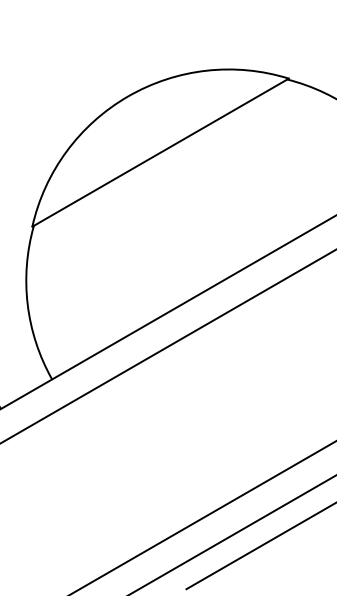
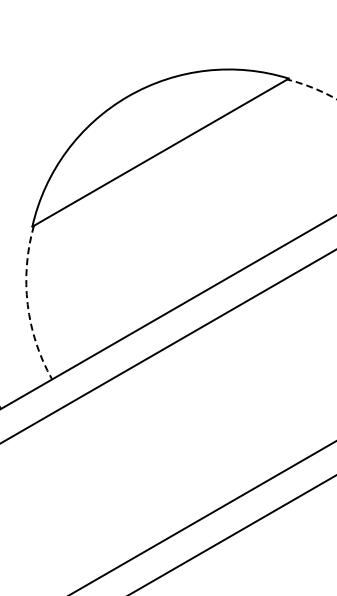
arc: solid -> dashed (312, 87)
arc: solid -> dashed (27, 304)
line: present -> none (259, 546)
